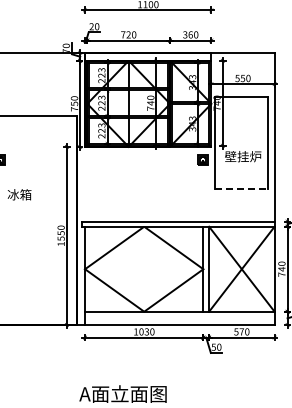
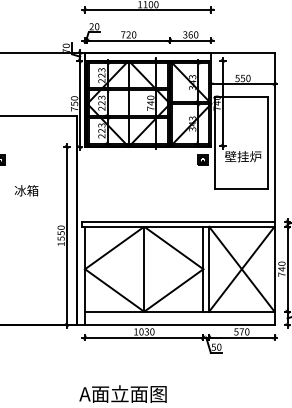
line: dashed -> solid (241, 188)
text position: (19, 194) -> (26, 190) (26, 190)
line: none -> present (144, 268)
